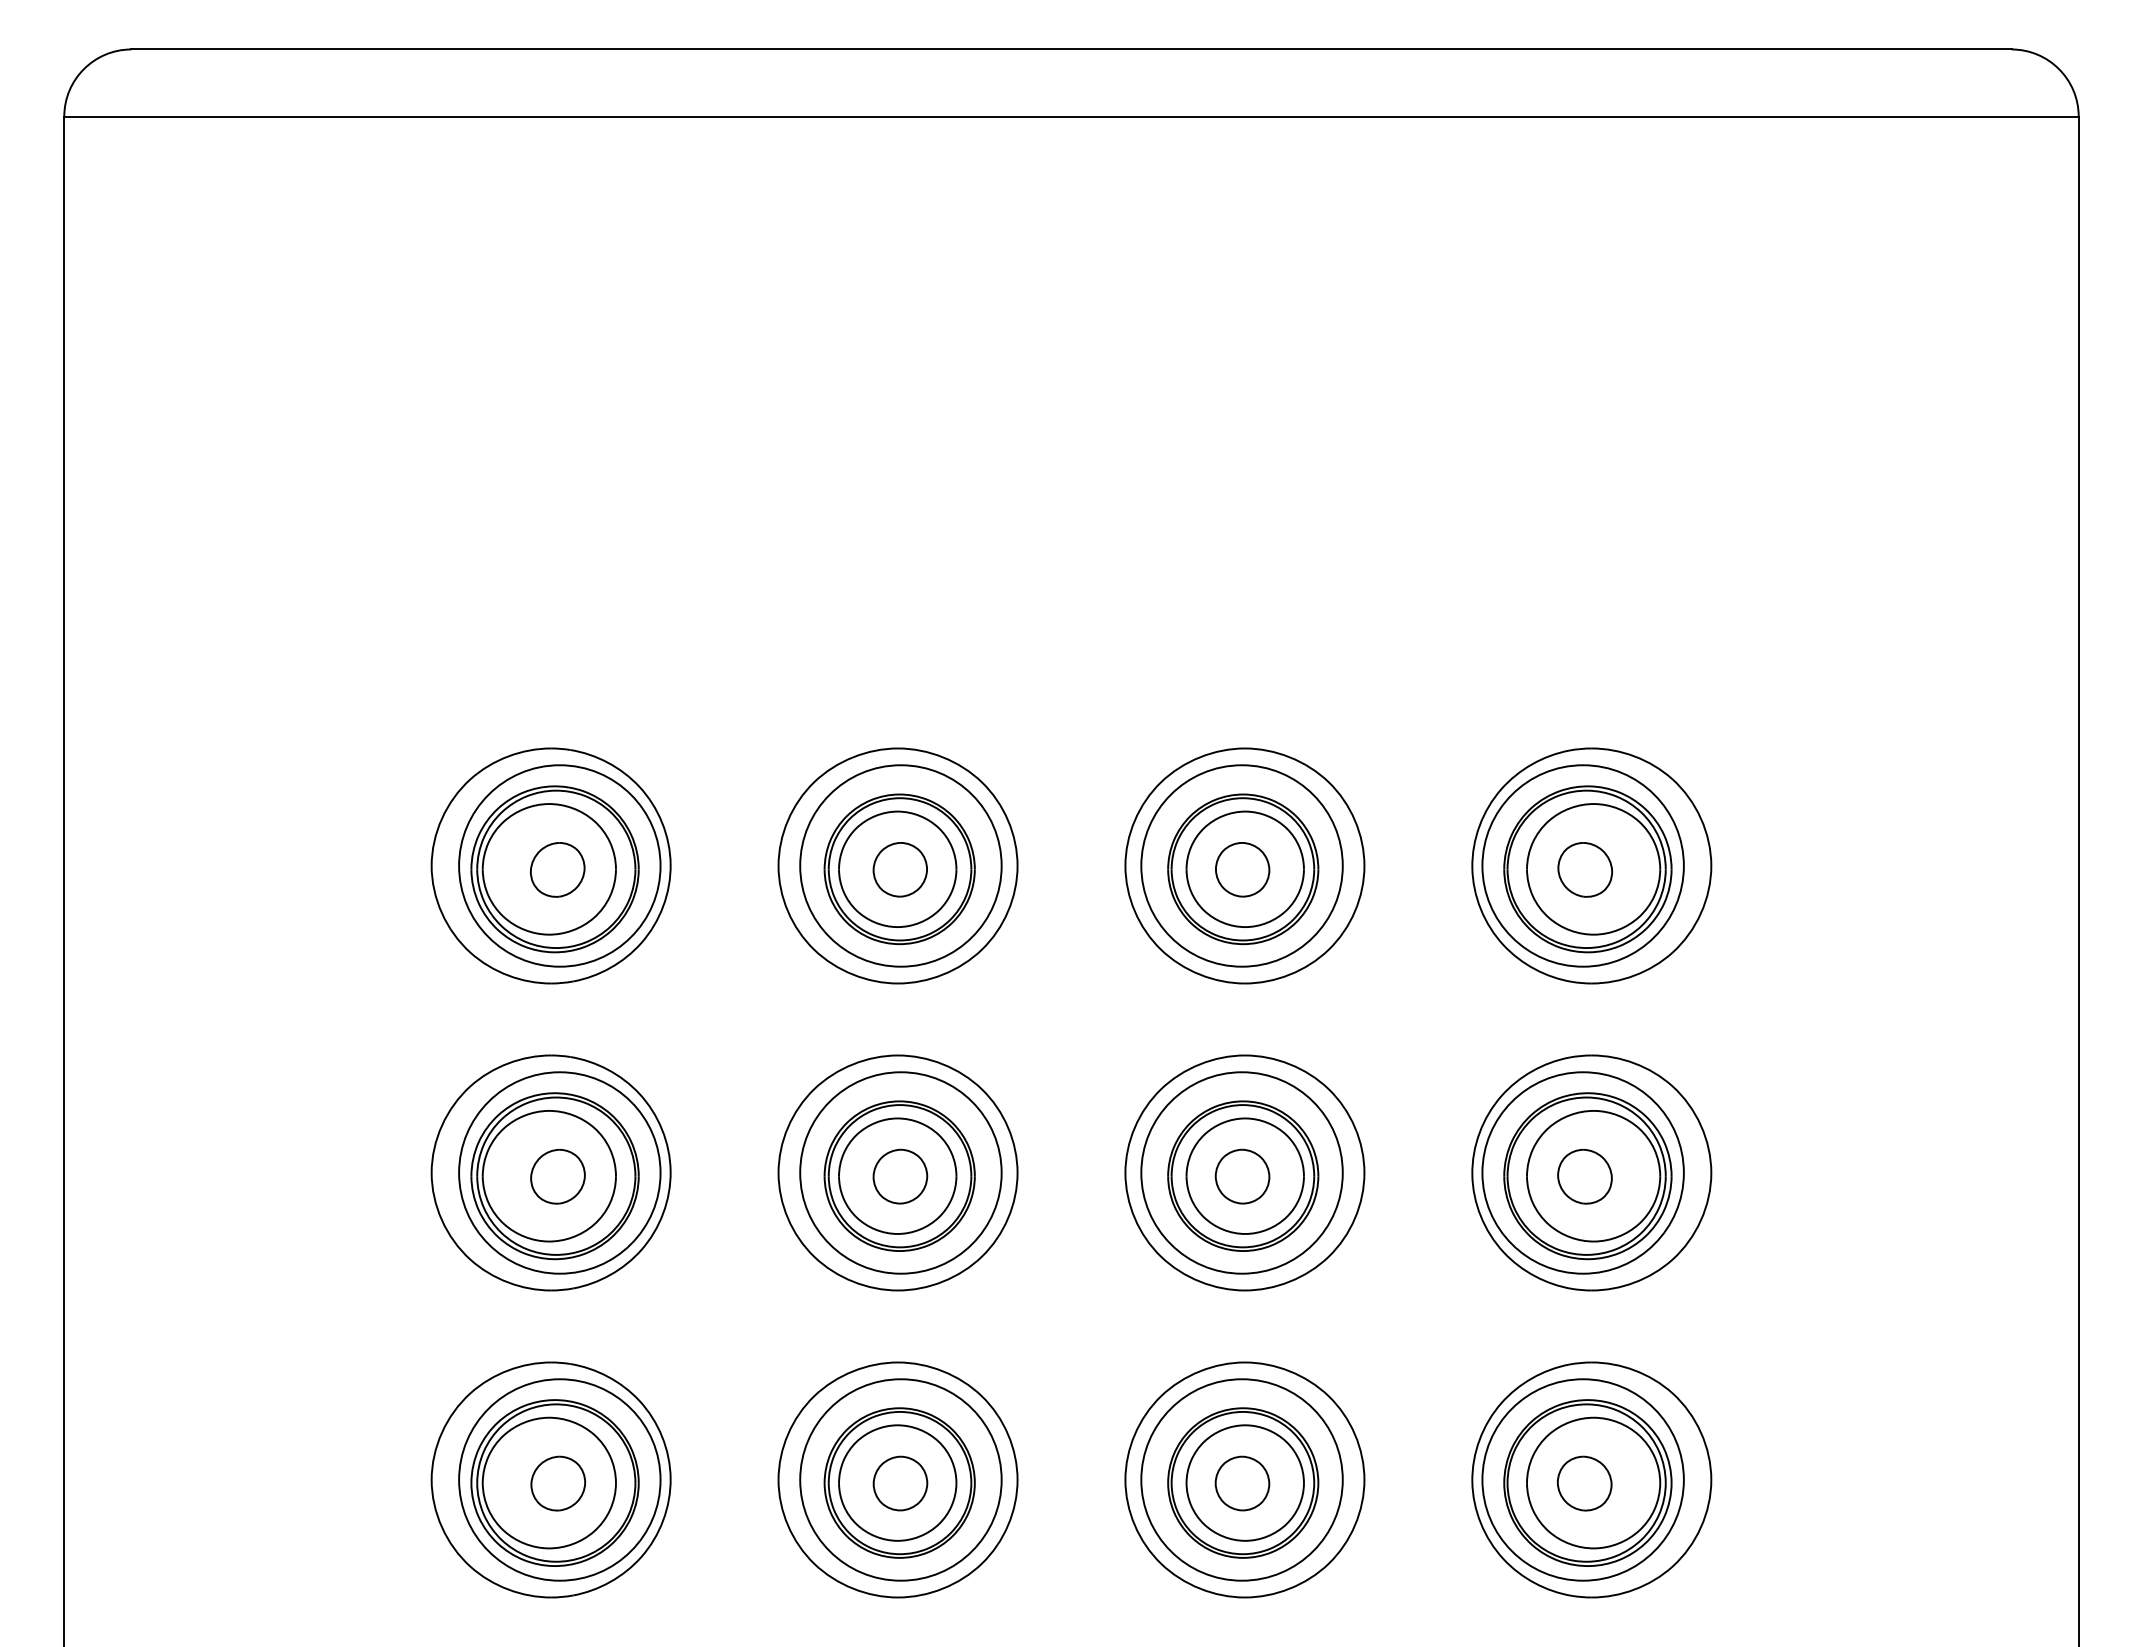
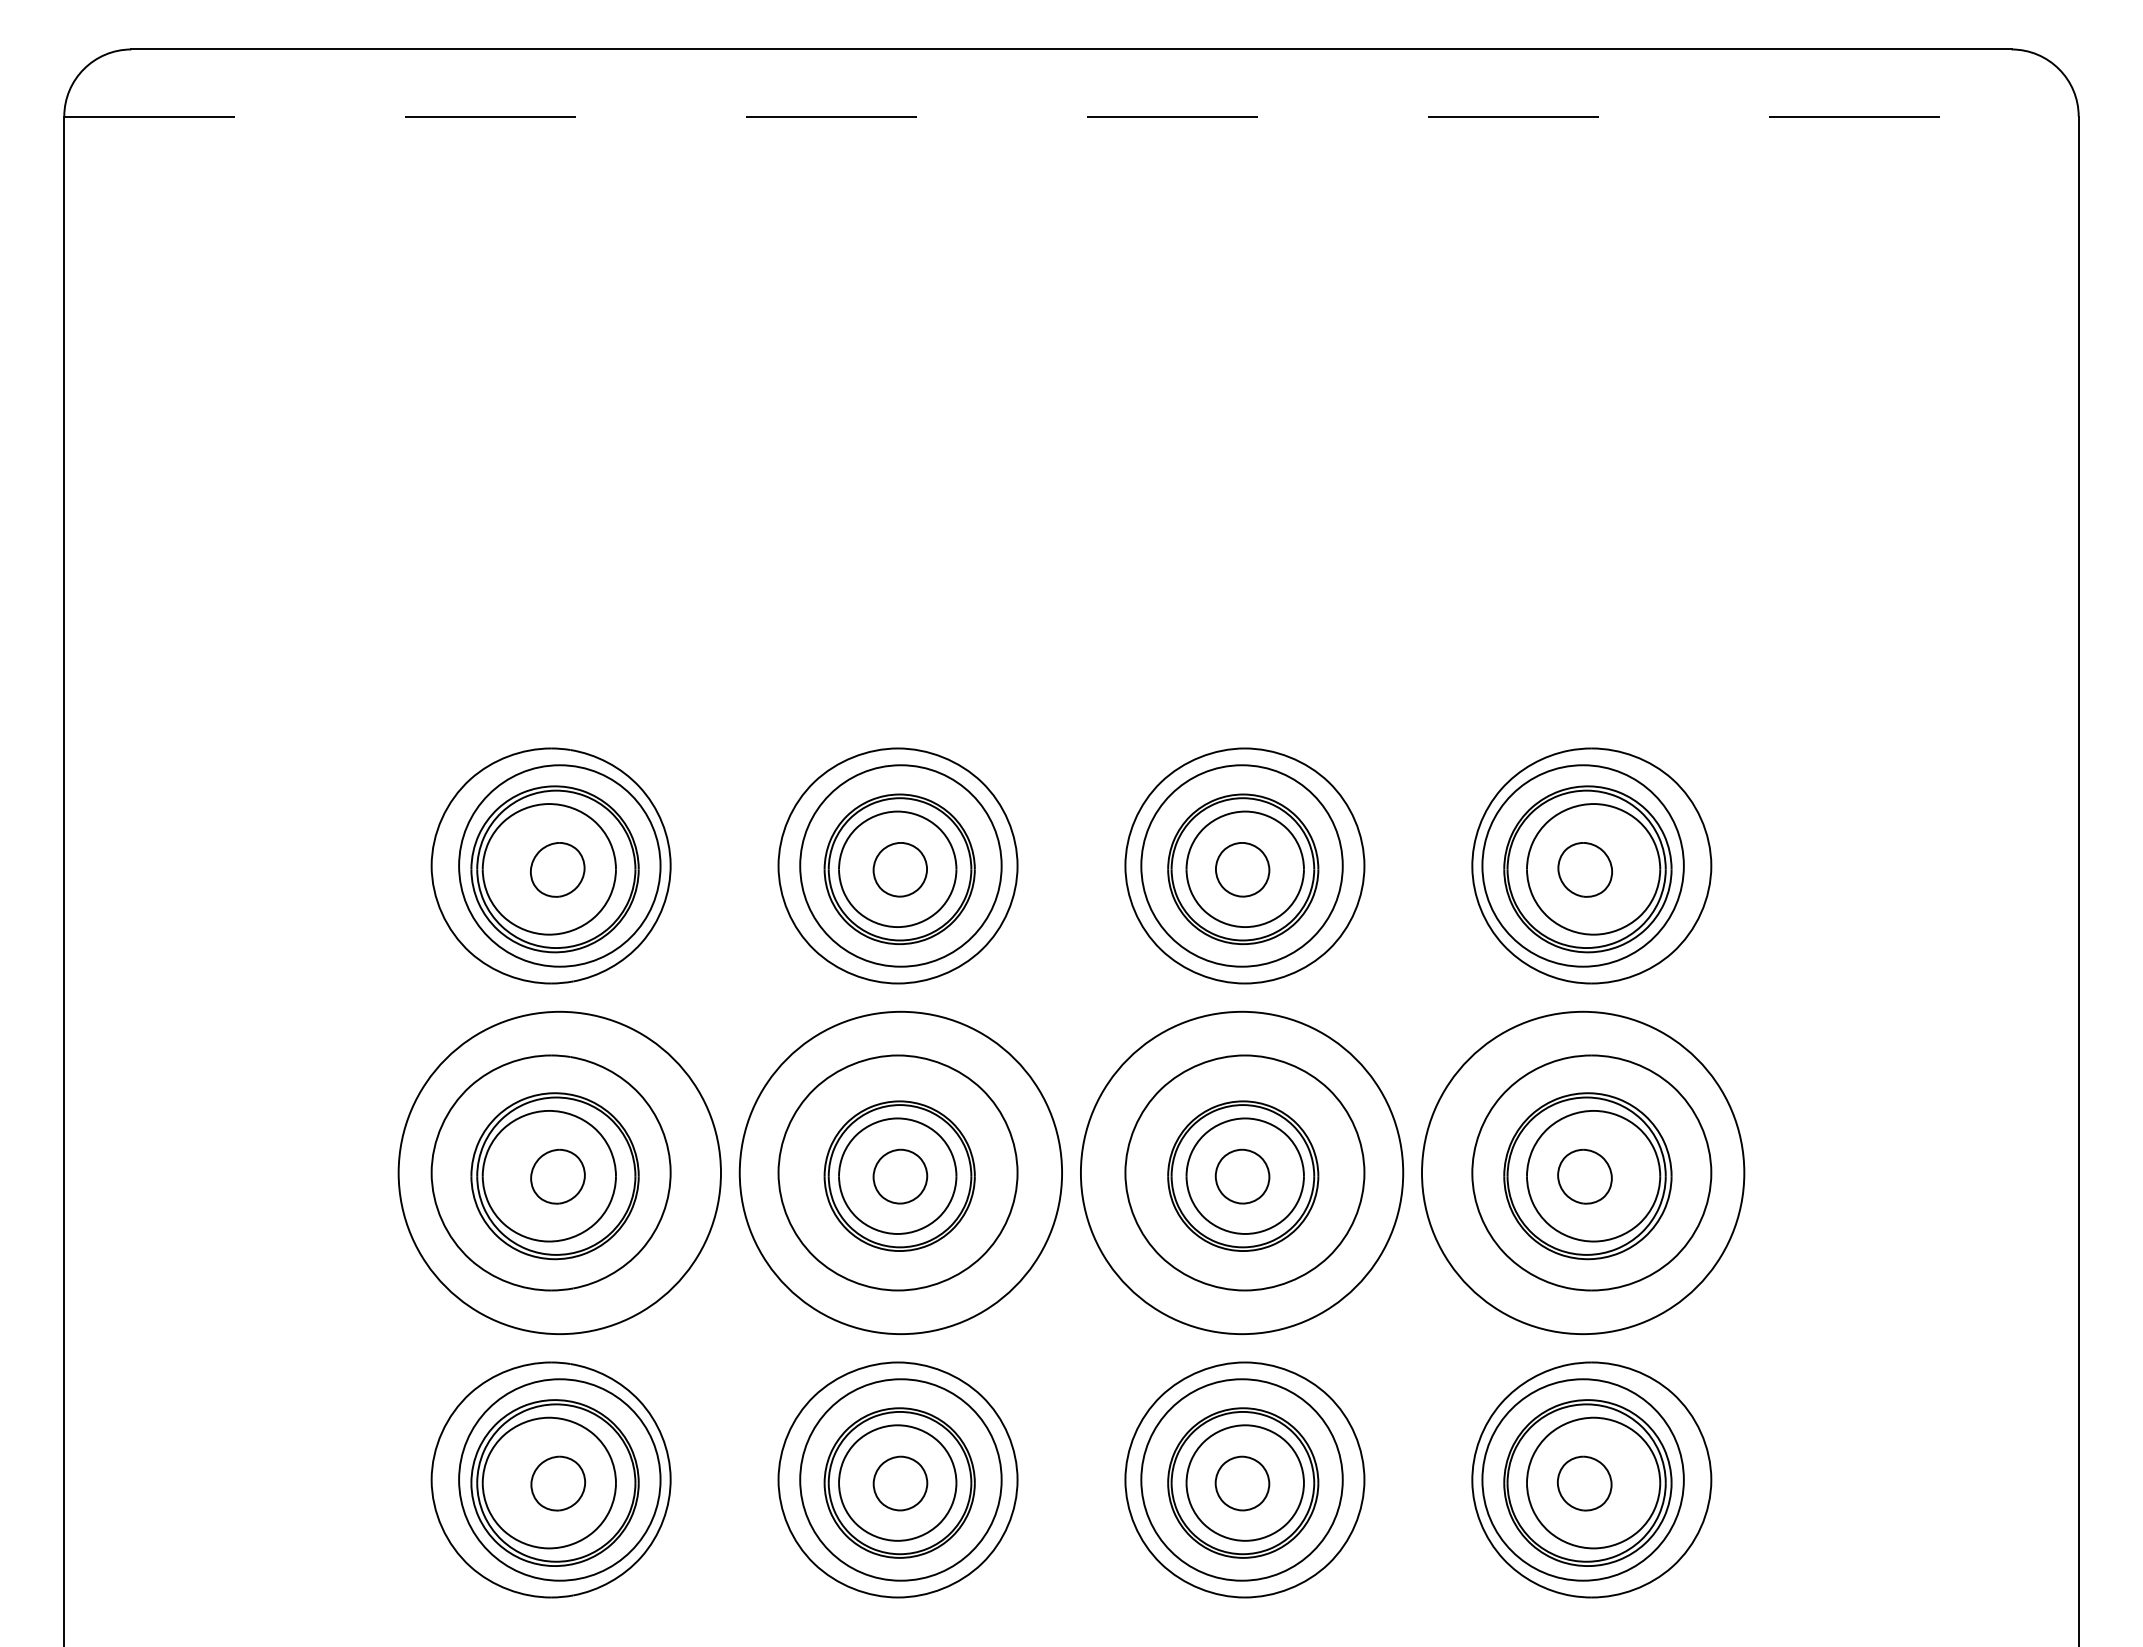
line: solid -> dashed (1071, 116)
circle diameter: 201 px -> 322 px (559, 1172)
circle diameter: 201 px -> 322 px (900, 1172)
circle diameter: 201 px -> 322 px (1241, 1172)
circle diameter: 201 px -> 322 px (1583, 1172)
